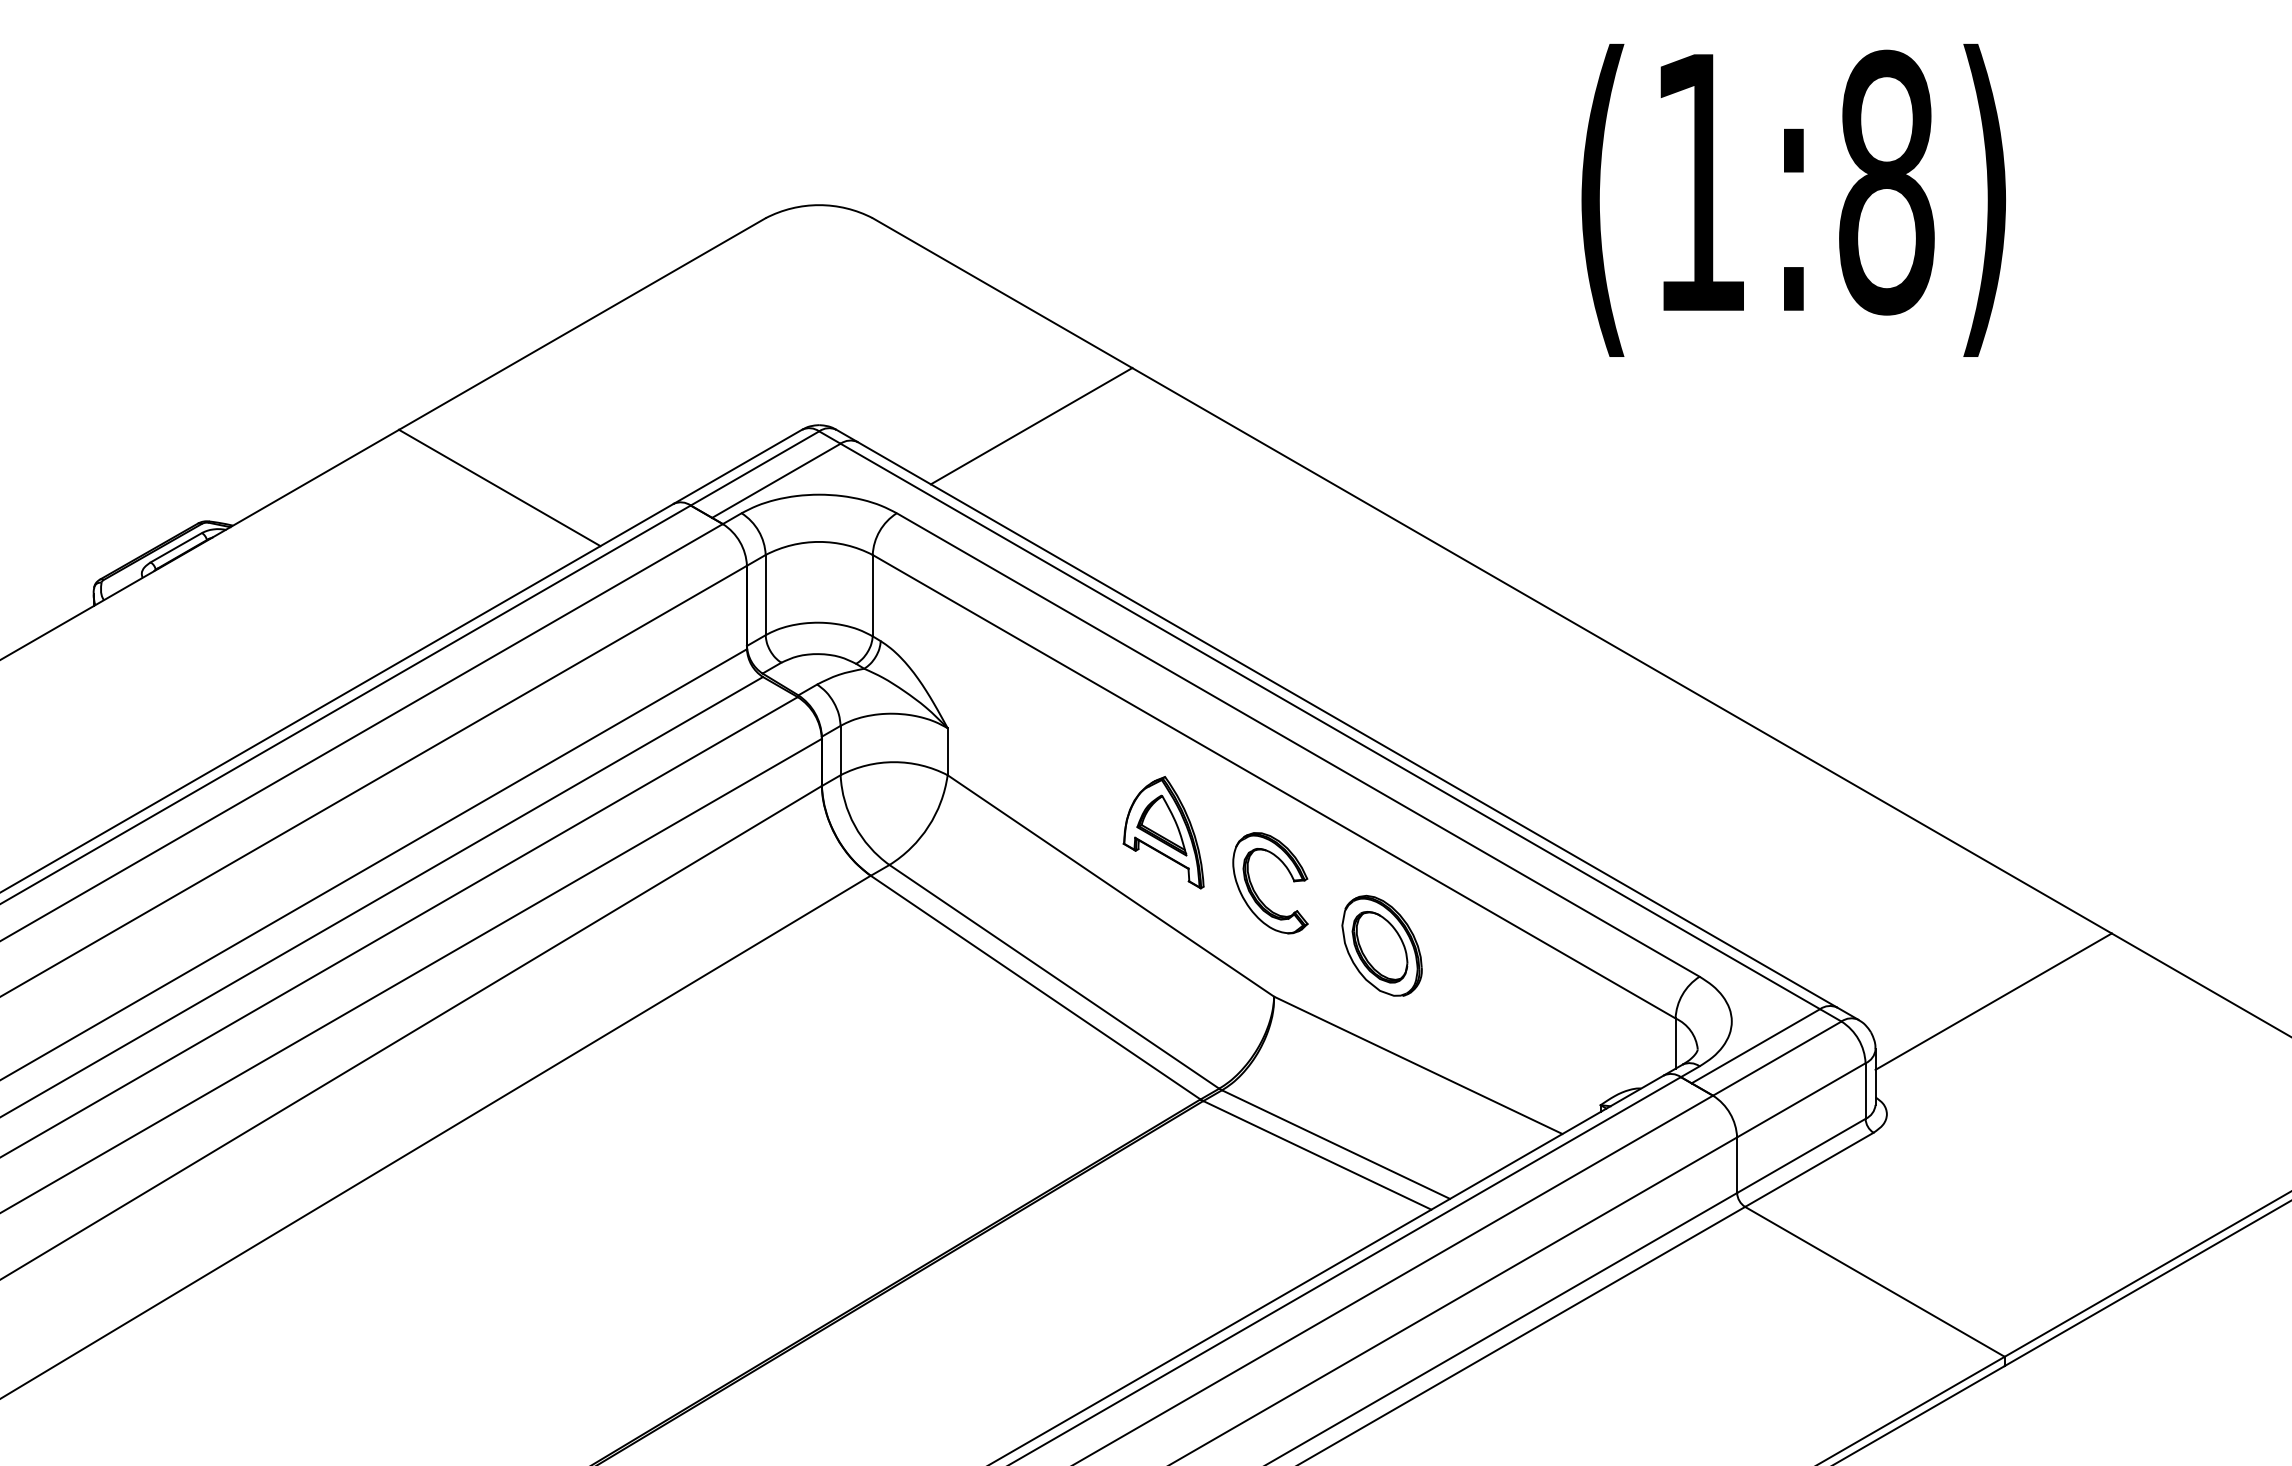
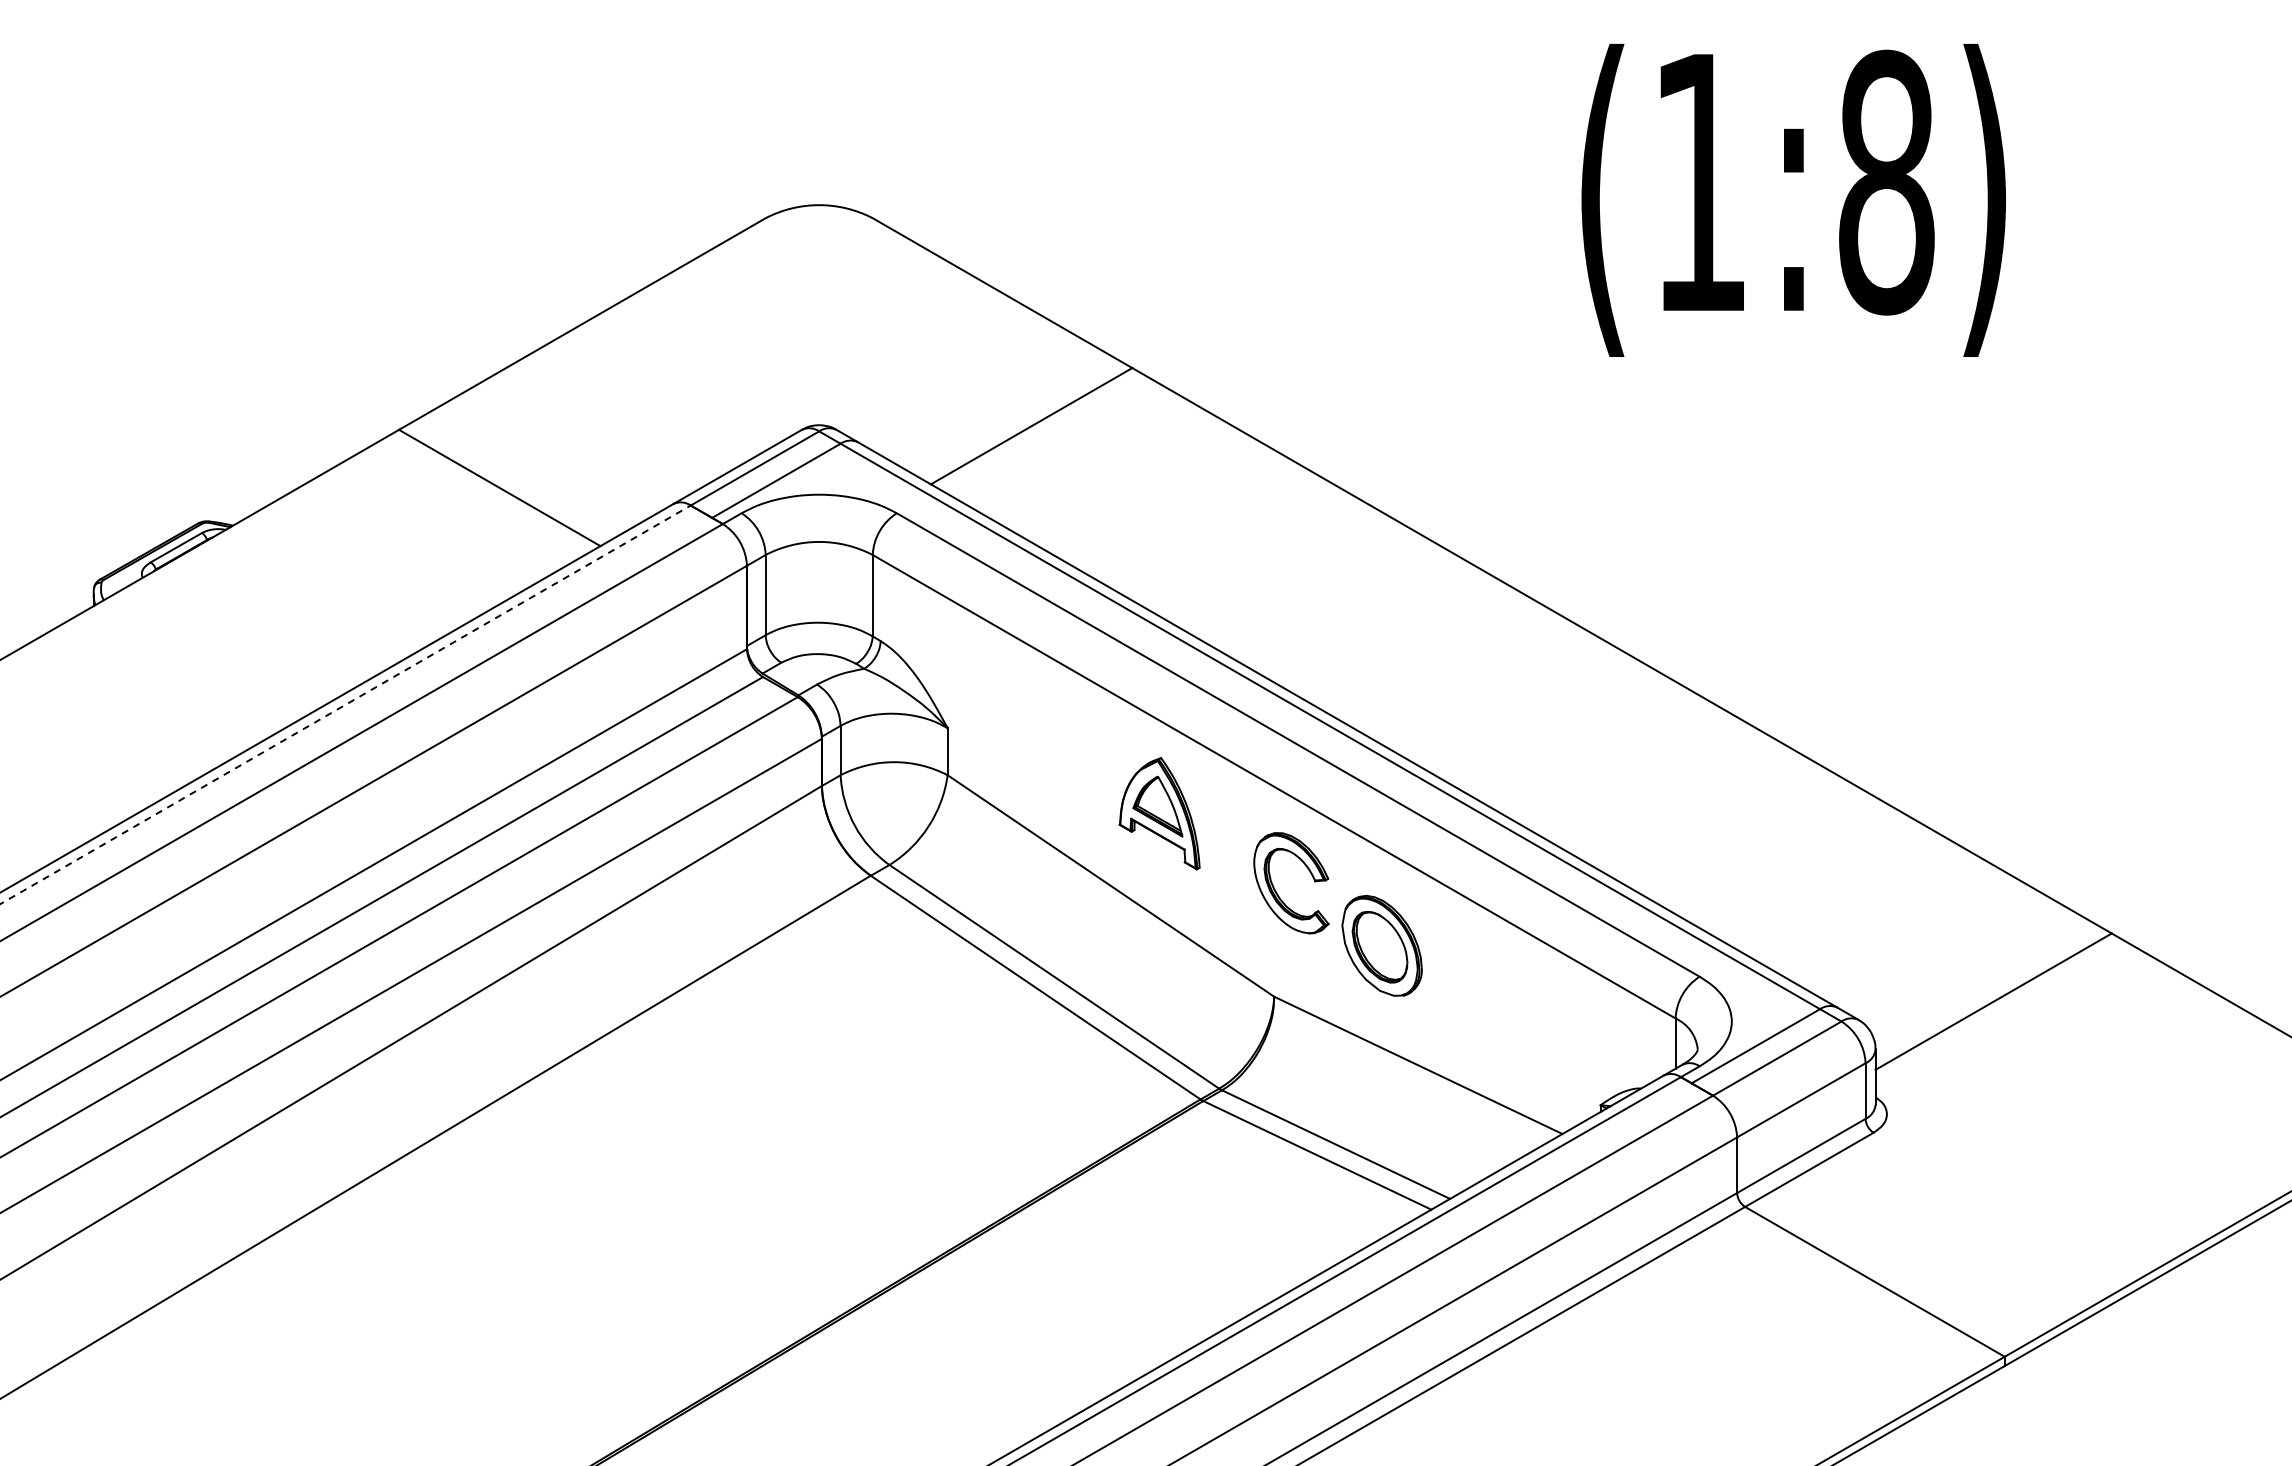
line: solid -> dashed (346, 704)
part position: (1163, 832) -> (1159, 813) (1159, 813)
part position: (1256, 892) -> (1277, 892) (1277, 892)
